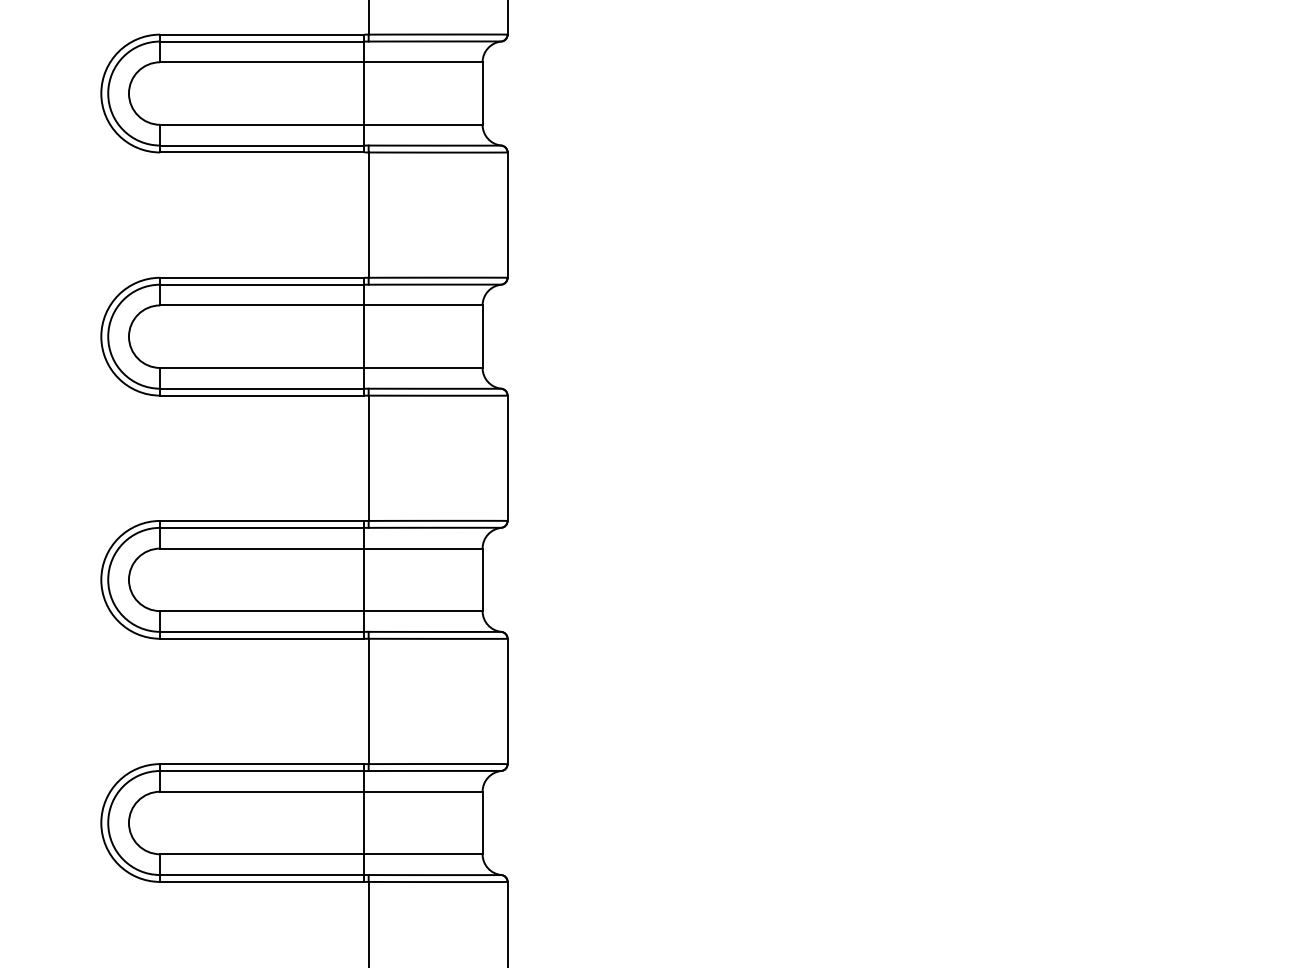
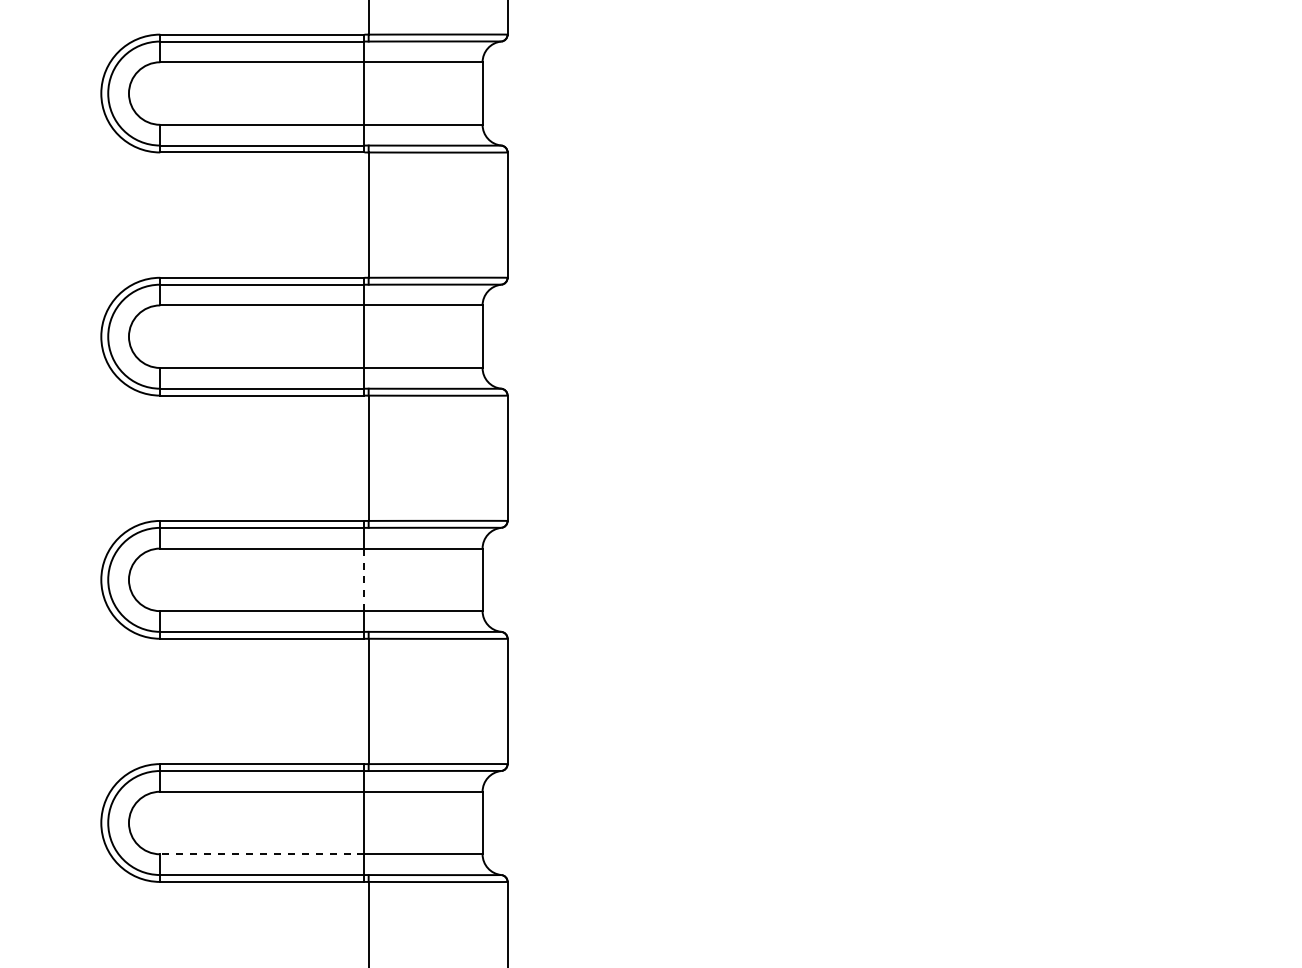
line: solid -> dashed (364, 580)
line: solid -> dashed (261, 854)
